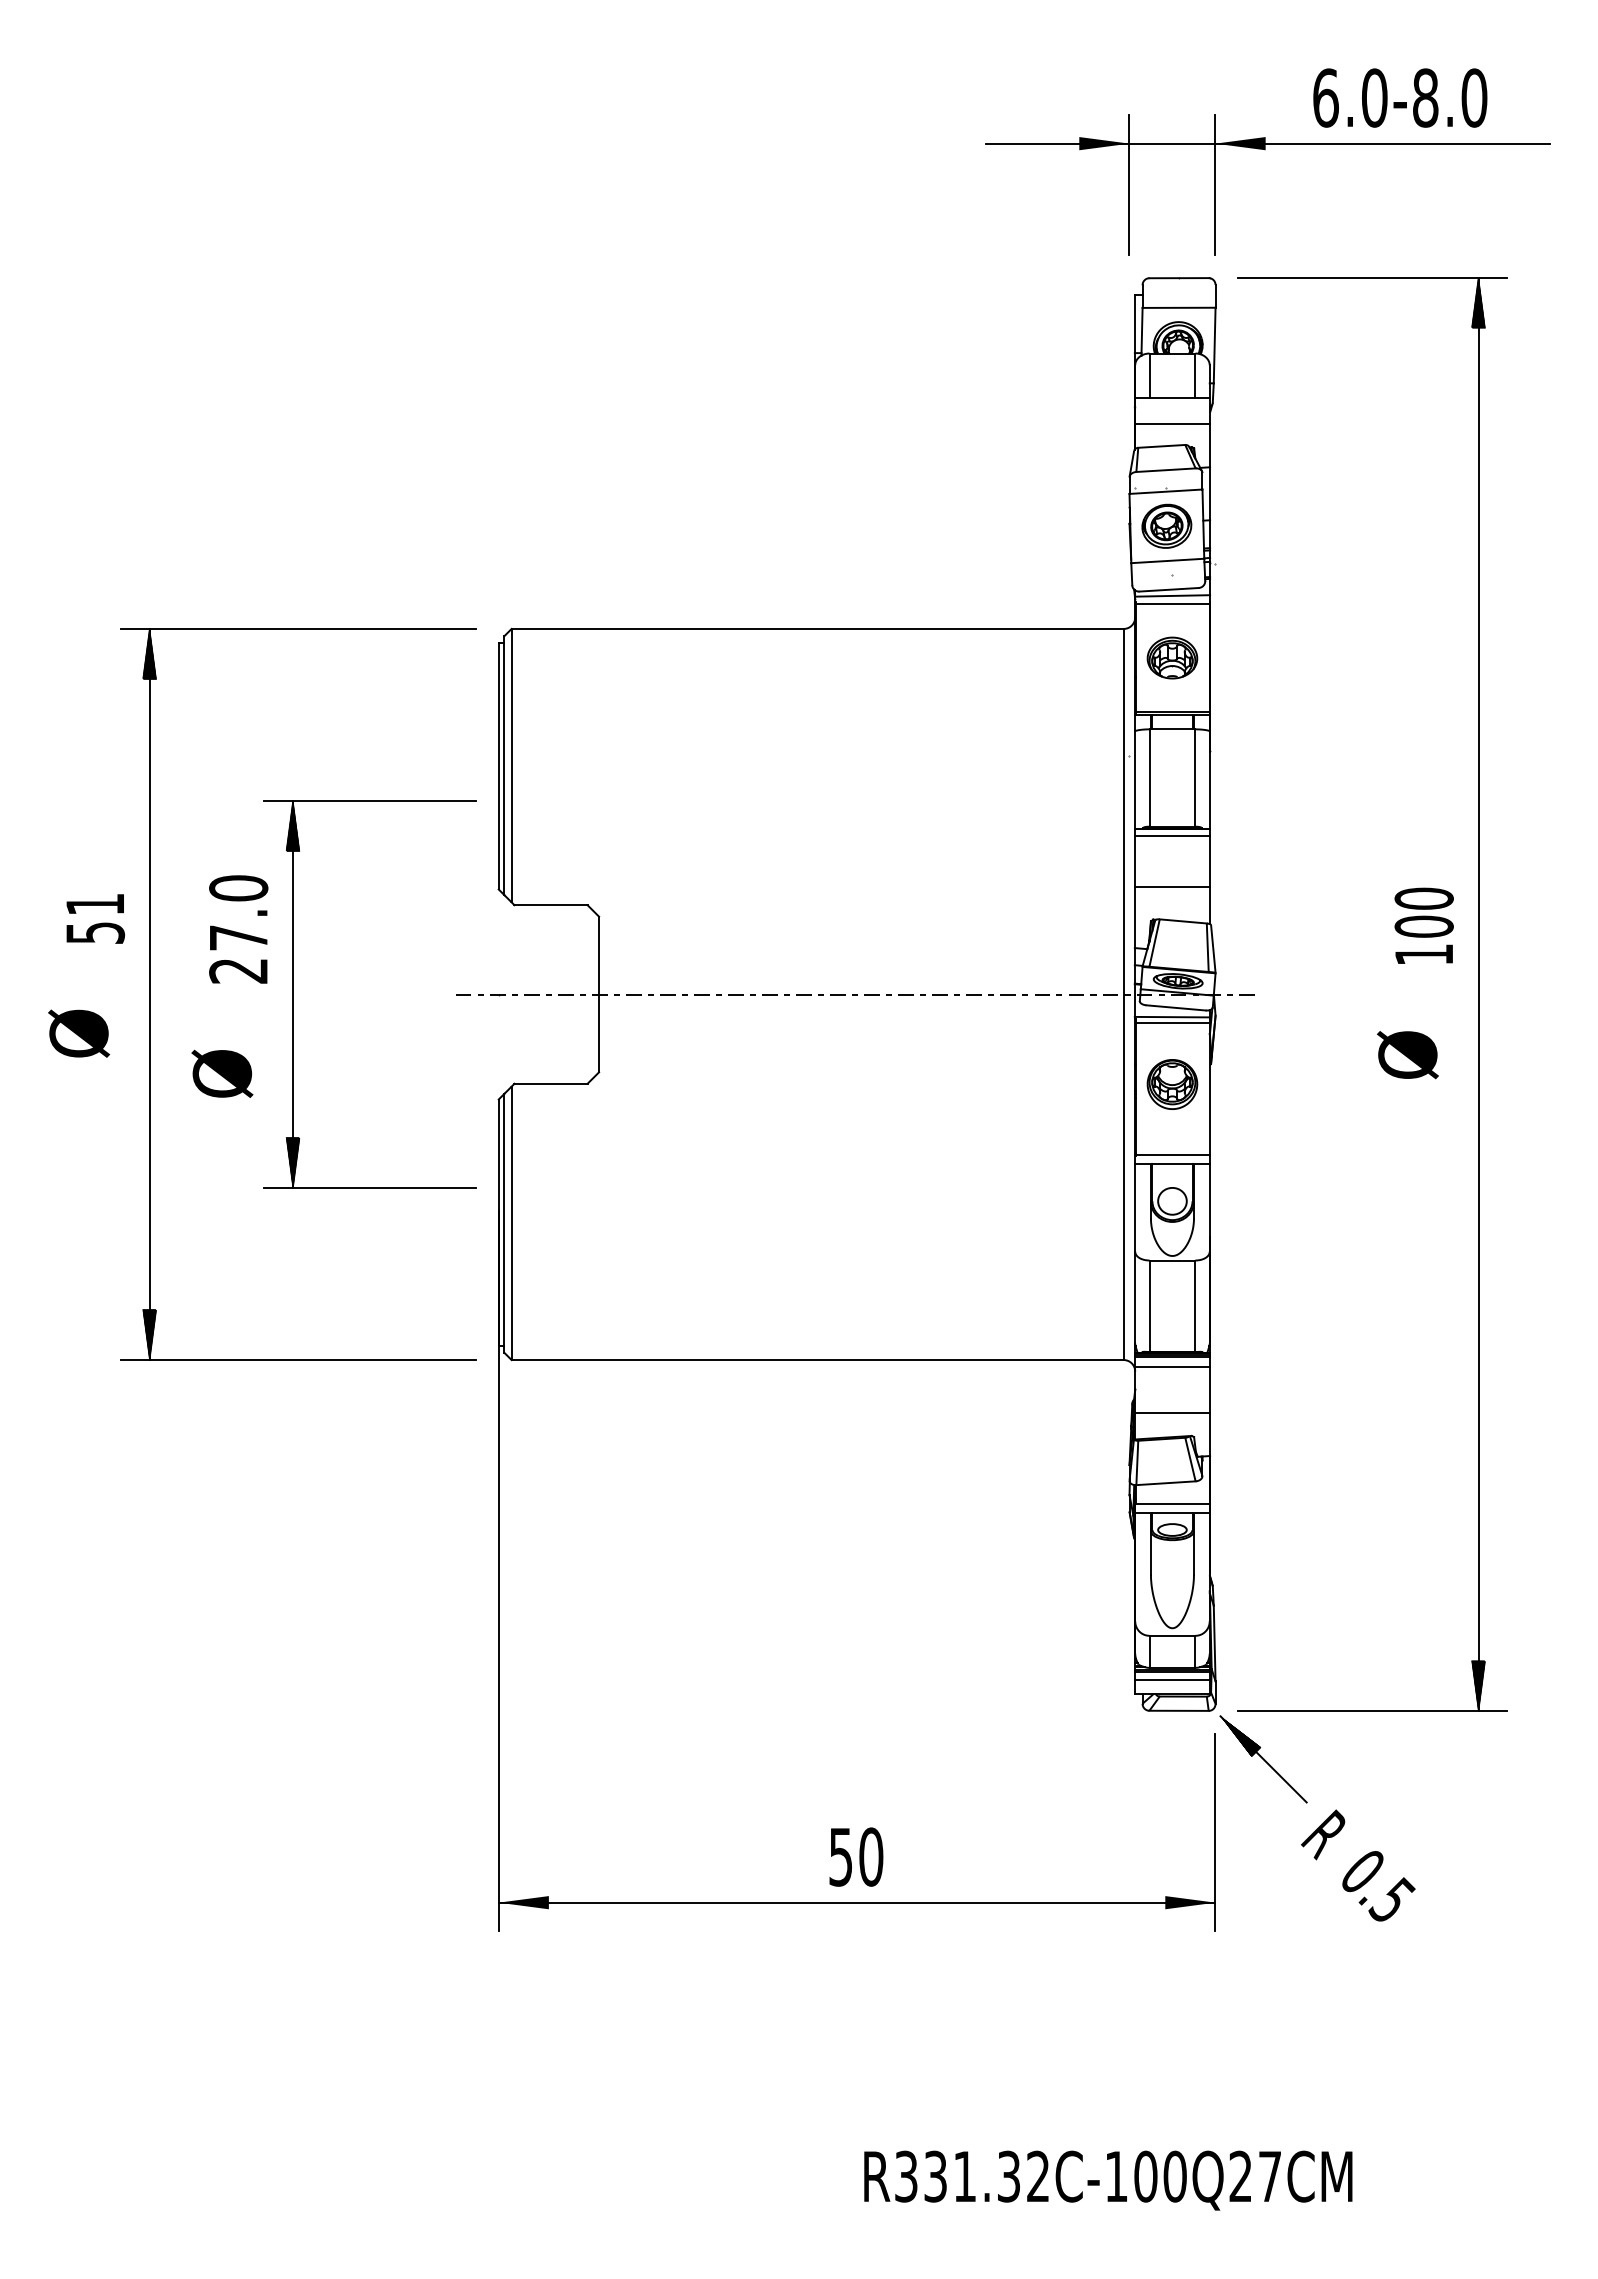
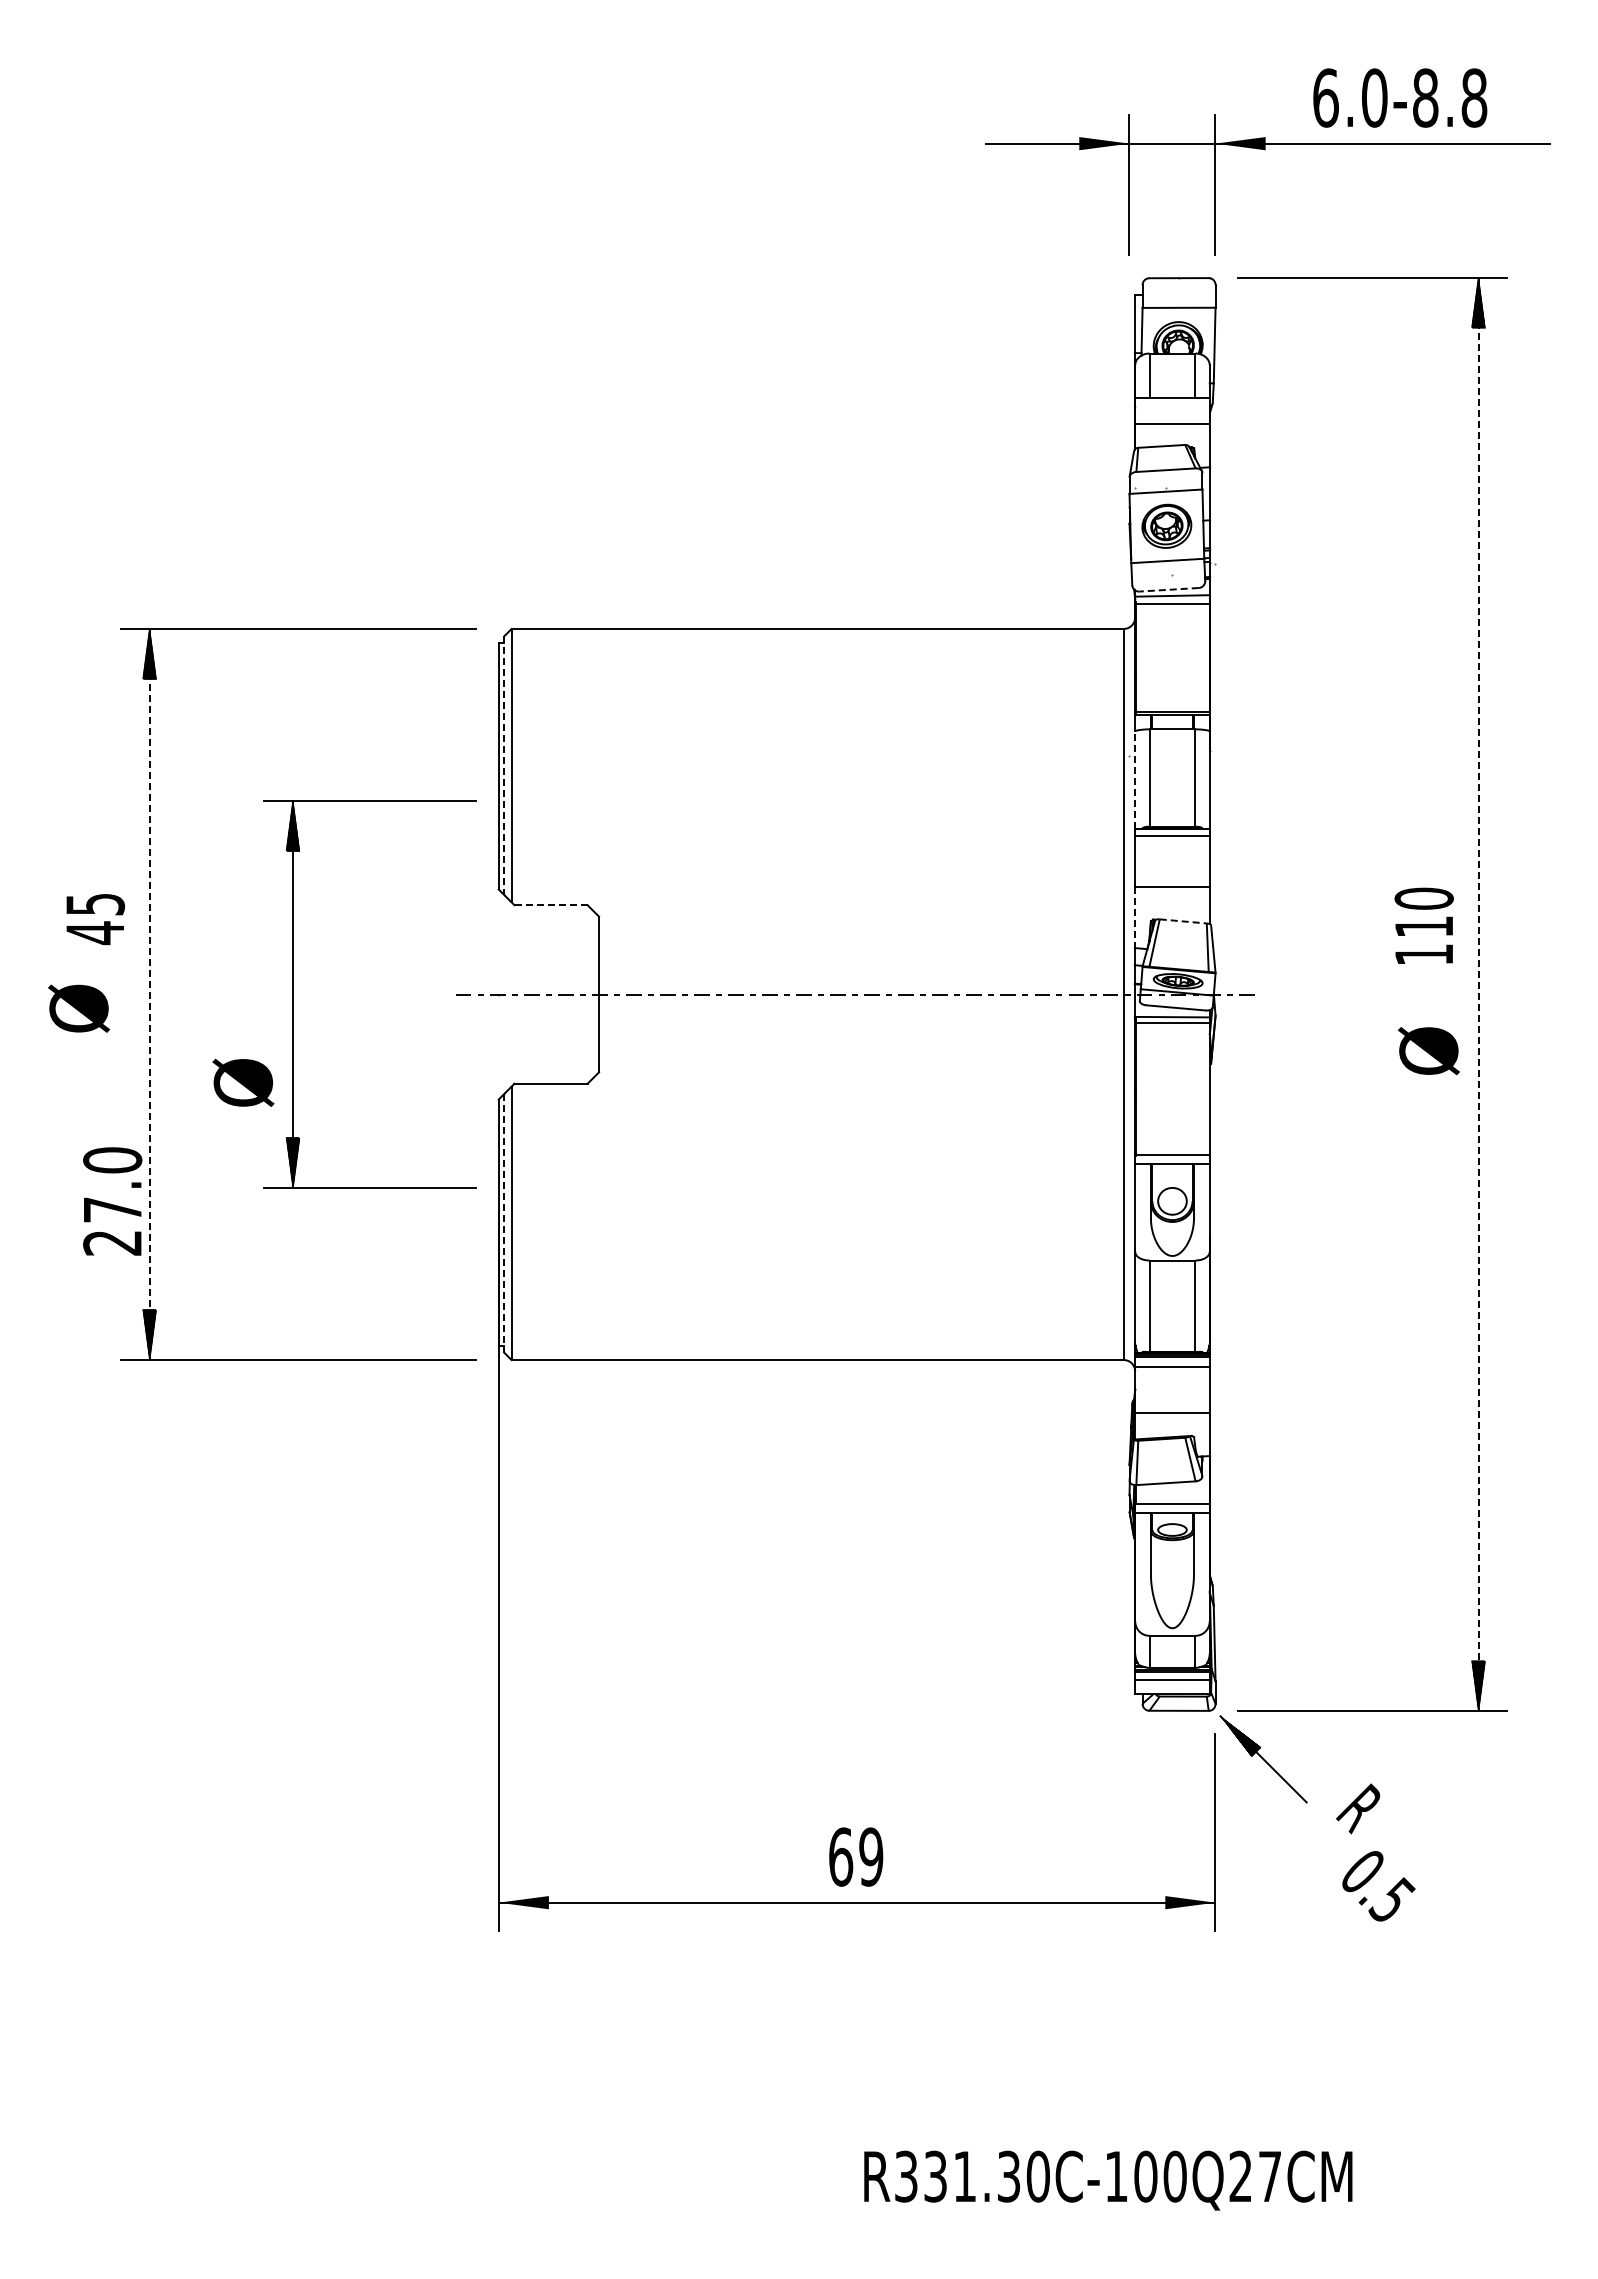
text: 6.0-8.0 -> 6.0-8.8 (1474, 97)
line: solid -> dashed (1169, 589)
part: present -> none (1172, 657)
line: solid -> dashed (504, 765)
line: solid -> dashed (1135, 780)
line: solid -> dashed (551, 905)
line: solid -> dashed (1134, 917)
text: 51 -> 45 (95, 919)
line: solid -> dashed (1183, 921)
text: 100 -> 110 (1423, 926)
text position: (238, 929) -> (112, 1201) (112, 1201)
line: solid -> dashed (149, 994)
line: solid -> dashed (1478, 994)
text position: (79, 1033) -> (79, 1008) (79, 1008)
text position: (1407, 1055) -> (1428, 1051) (1428, 1051)
text position: (222, 1073) -> (243, 1082) (243, 1082)
part: present -> none (1172, 1084)
line: solid -> dashed (504, 1223)
text position: (1323, 1834) -> (1358, 1808) (1358, 1808)
text: 50 -> 69 (856, 1856)
text: R331.32C-100Q27CM -> R331.30C-100Q27CM (1037, 2176)
